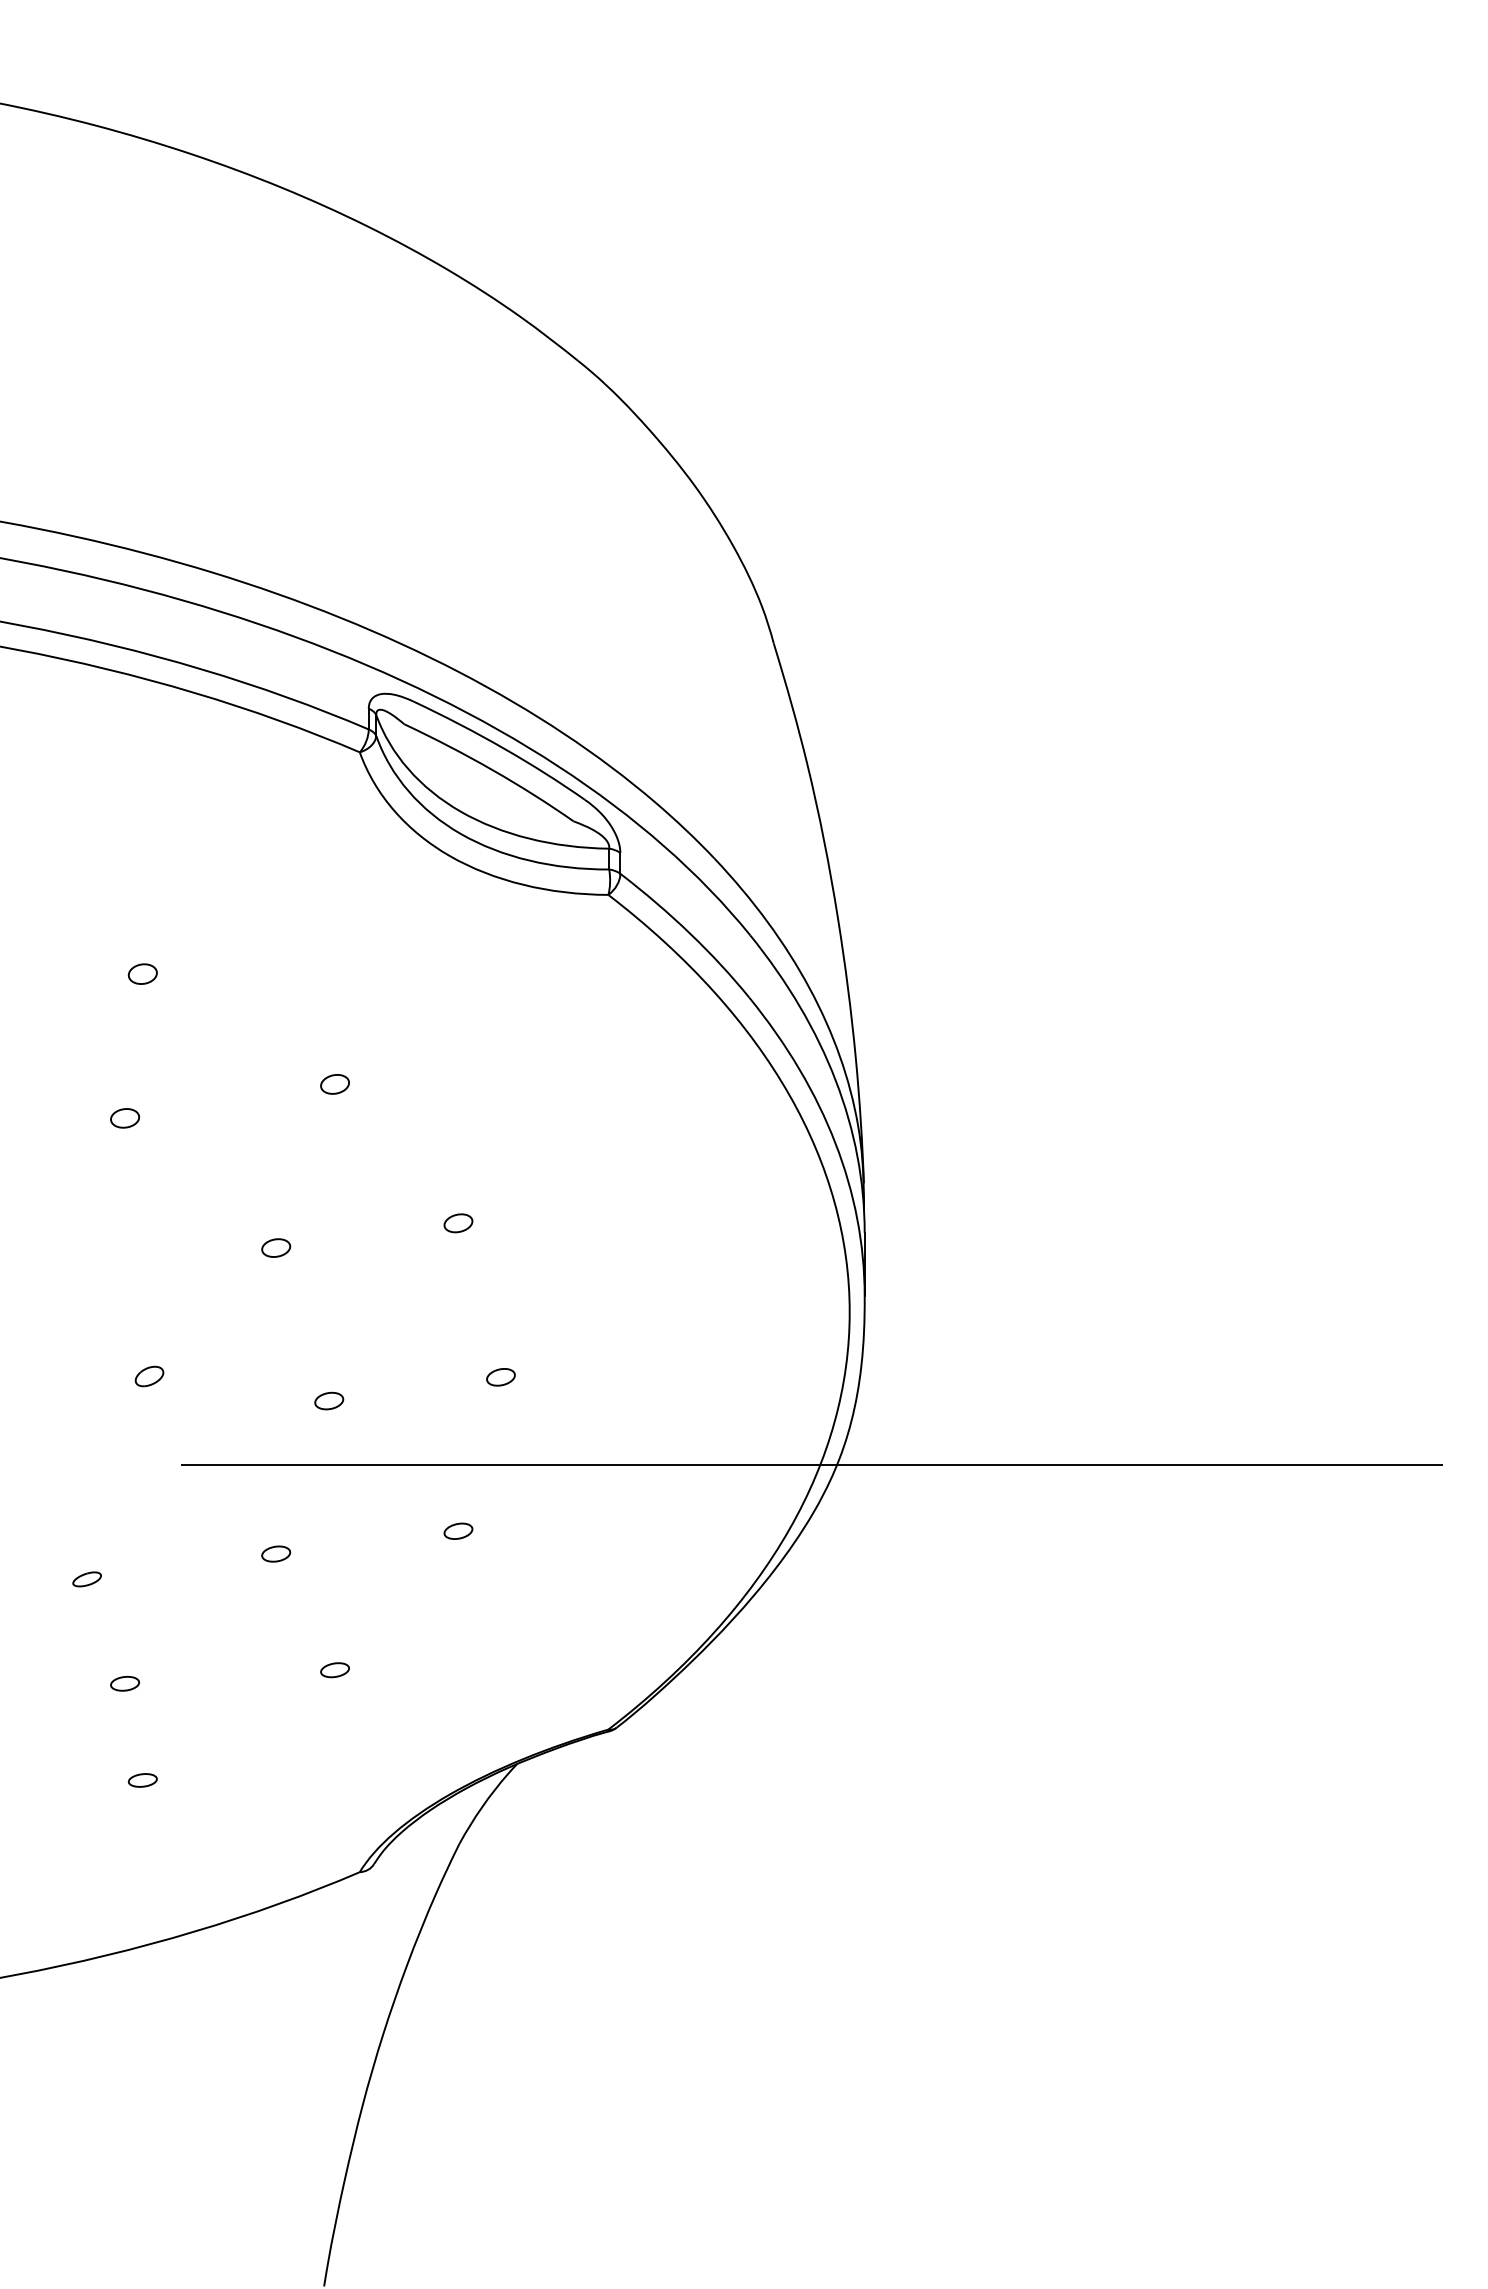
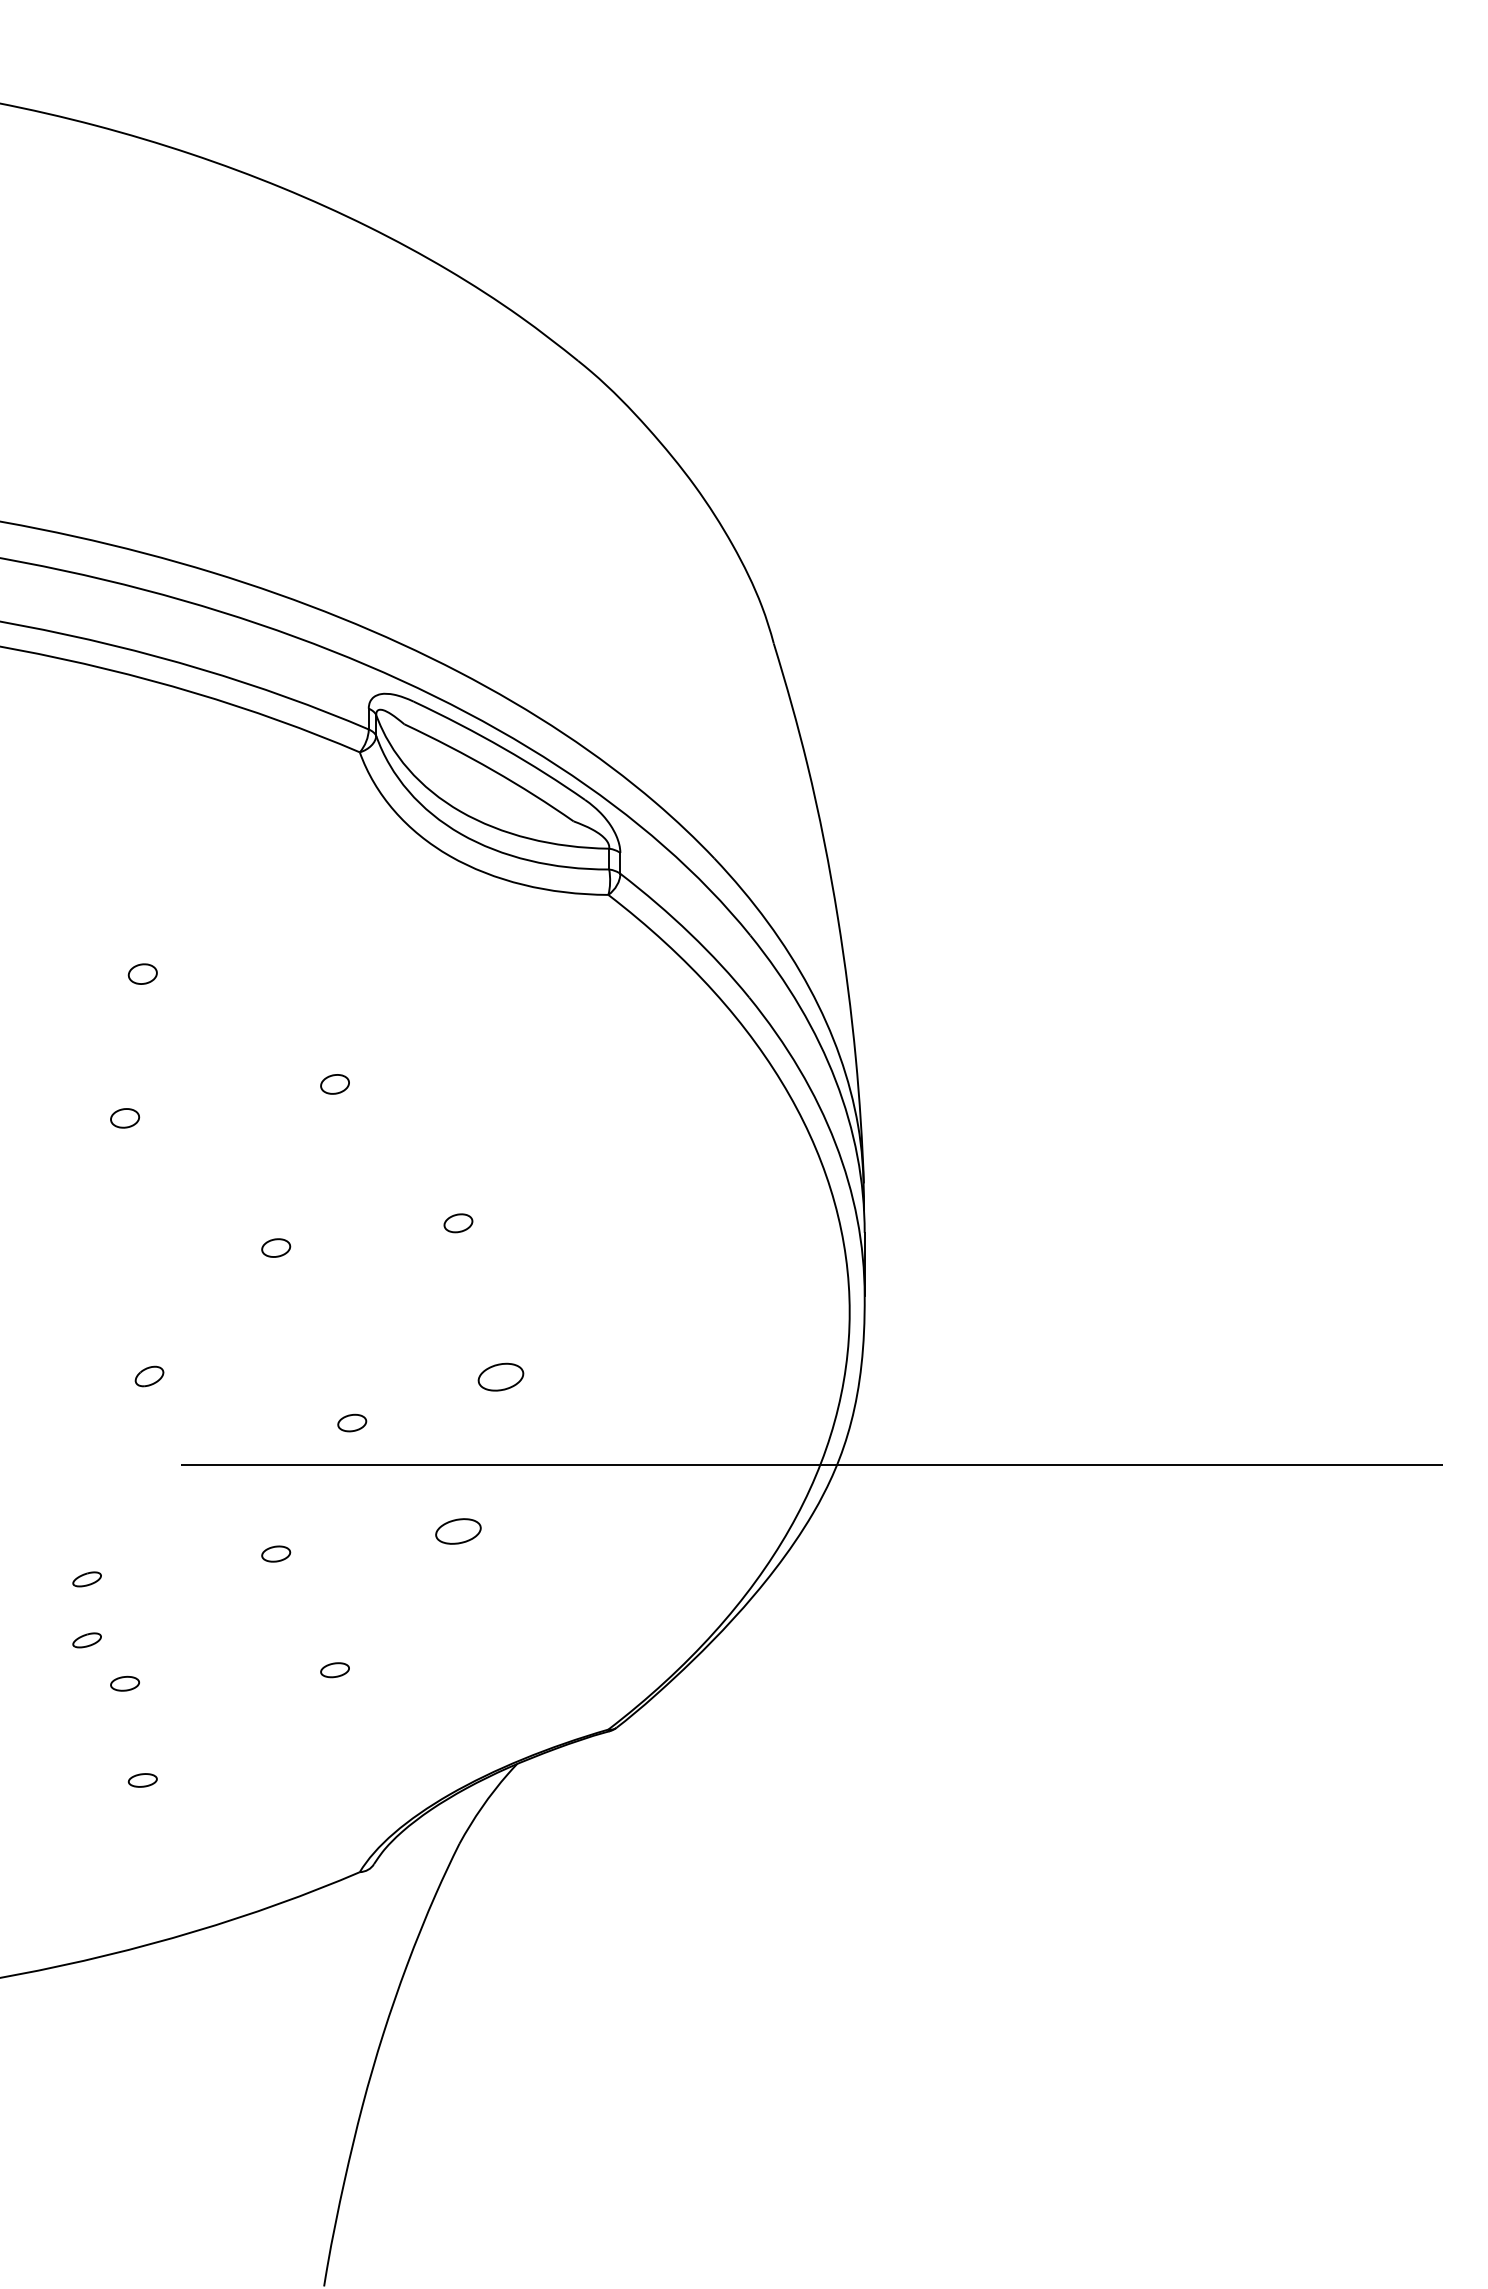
part size: 30x19 px -> 48x30 px (500, 1376)
part position: (329, 1400) -> (352, 1422) (352, 1422)
part size: 31x18 px -> 47x27 px (458, 1531)
part: none -> present (86, 1640)
